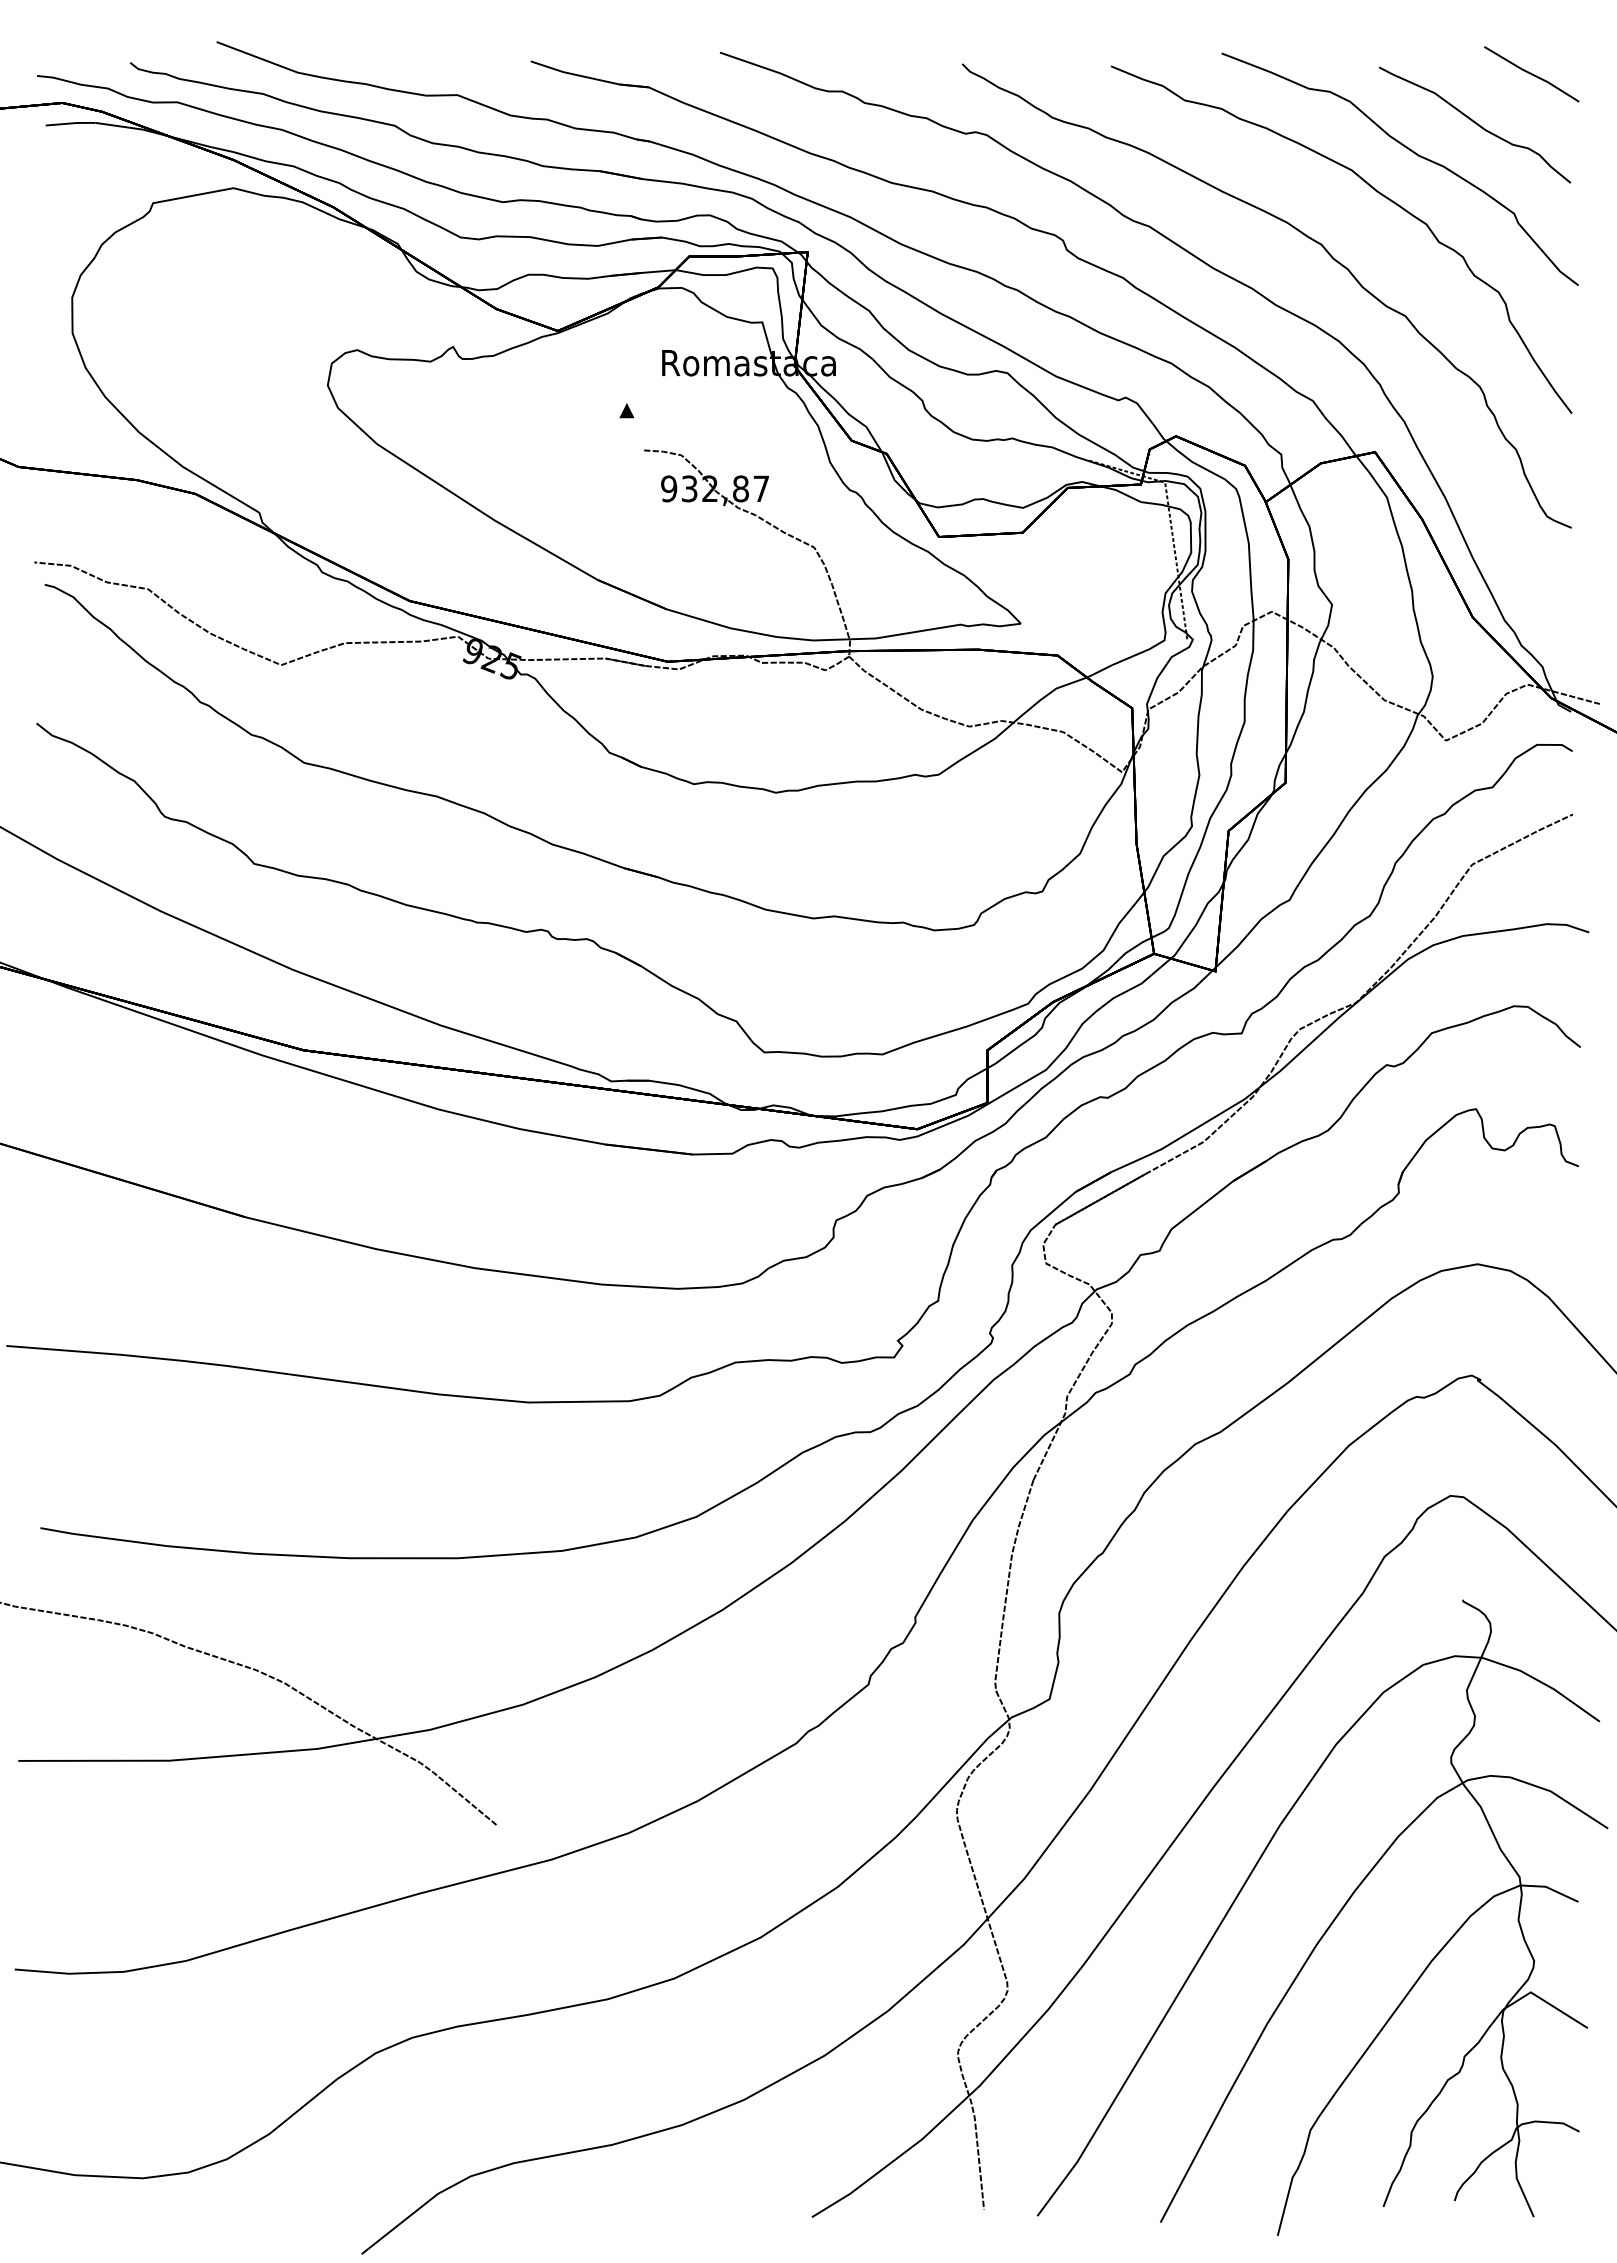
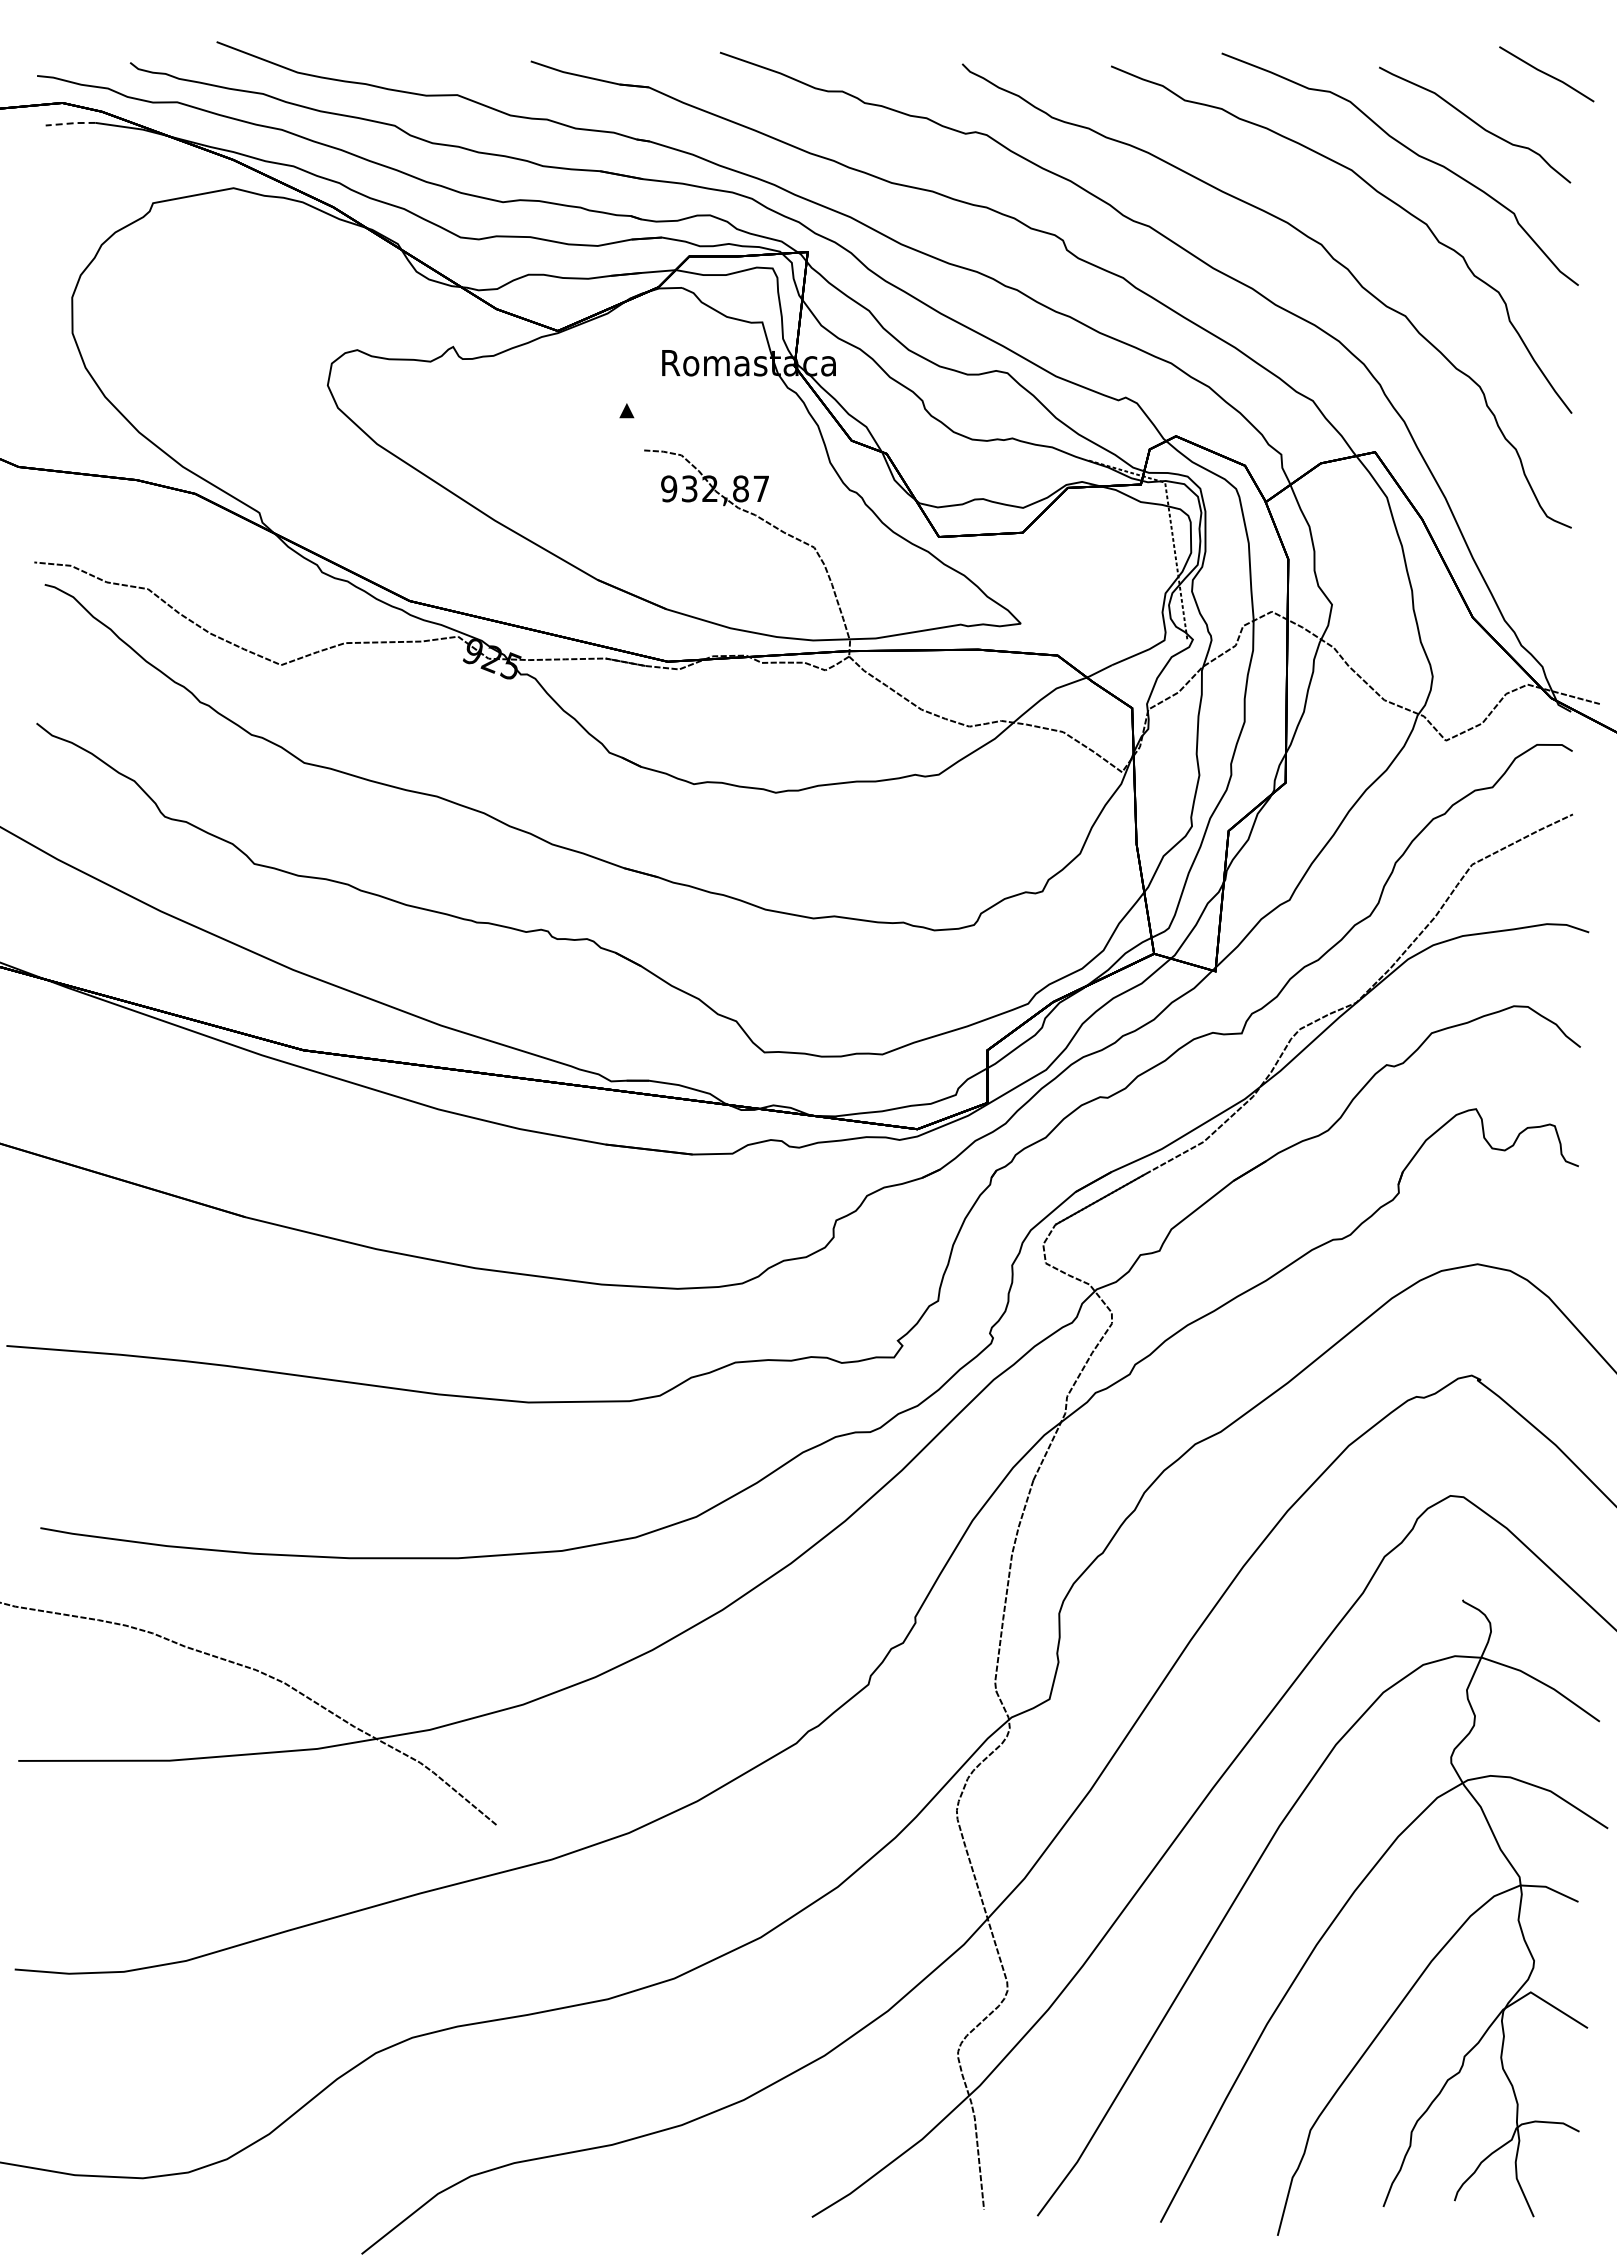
line position: (1531, 74) -> (1546, 74) (1546, 74)
line: solid -> dashed (71, 123)
